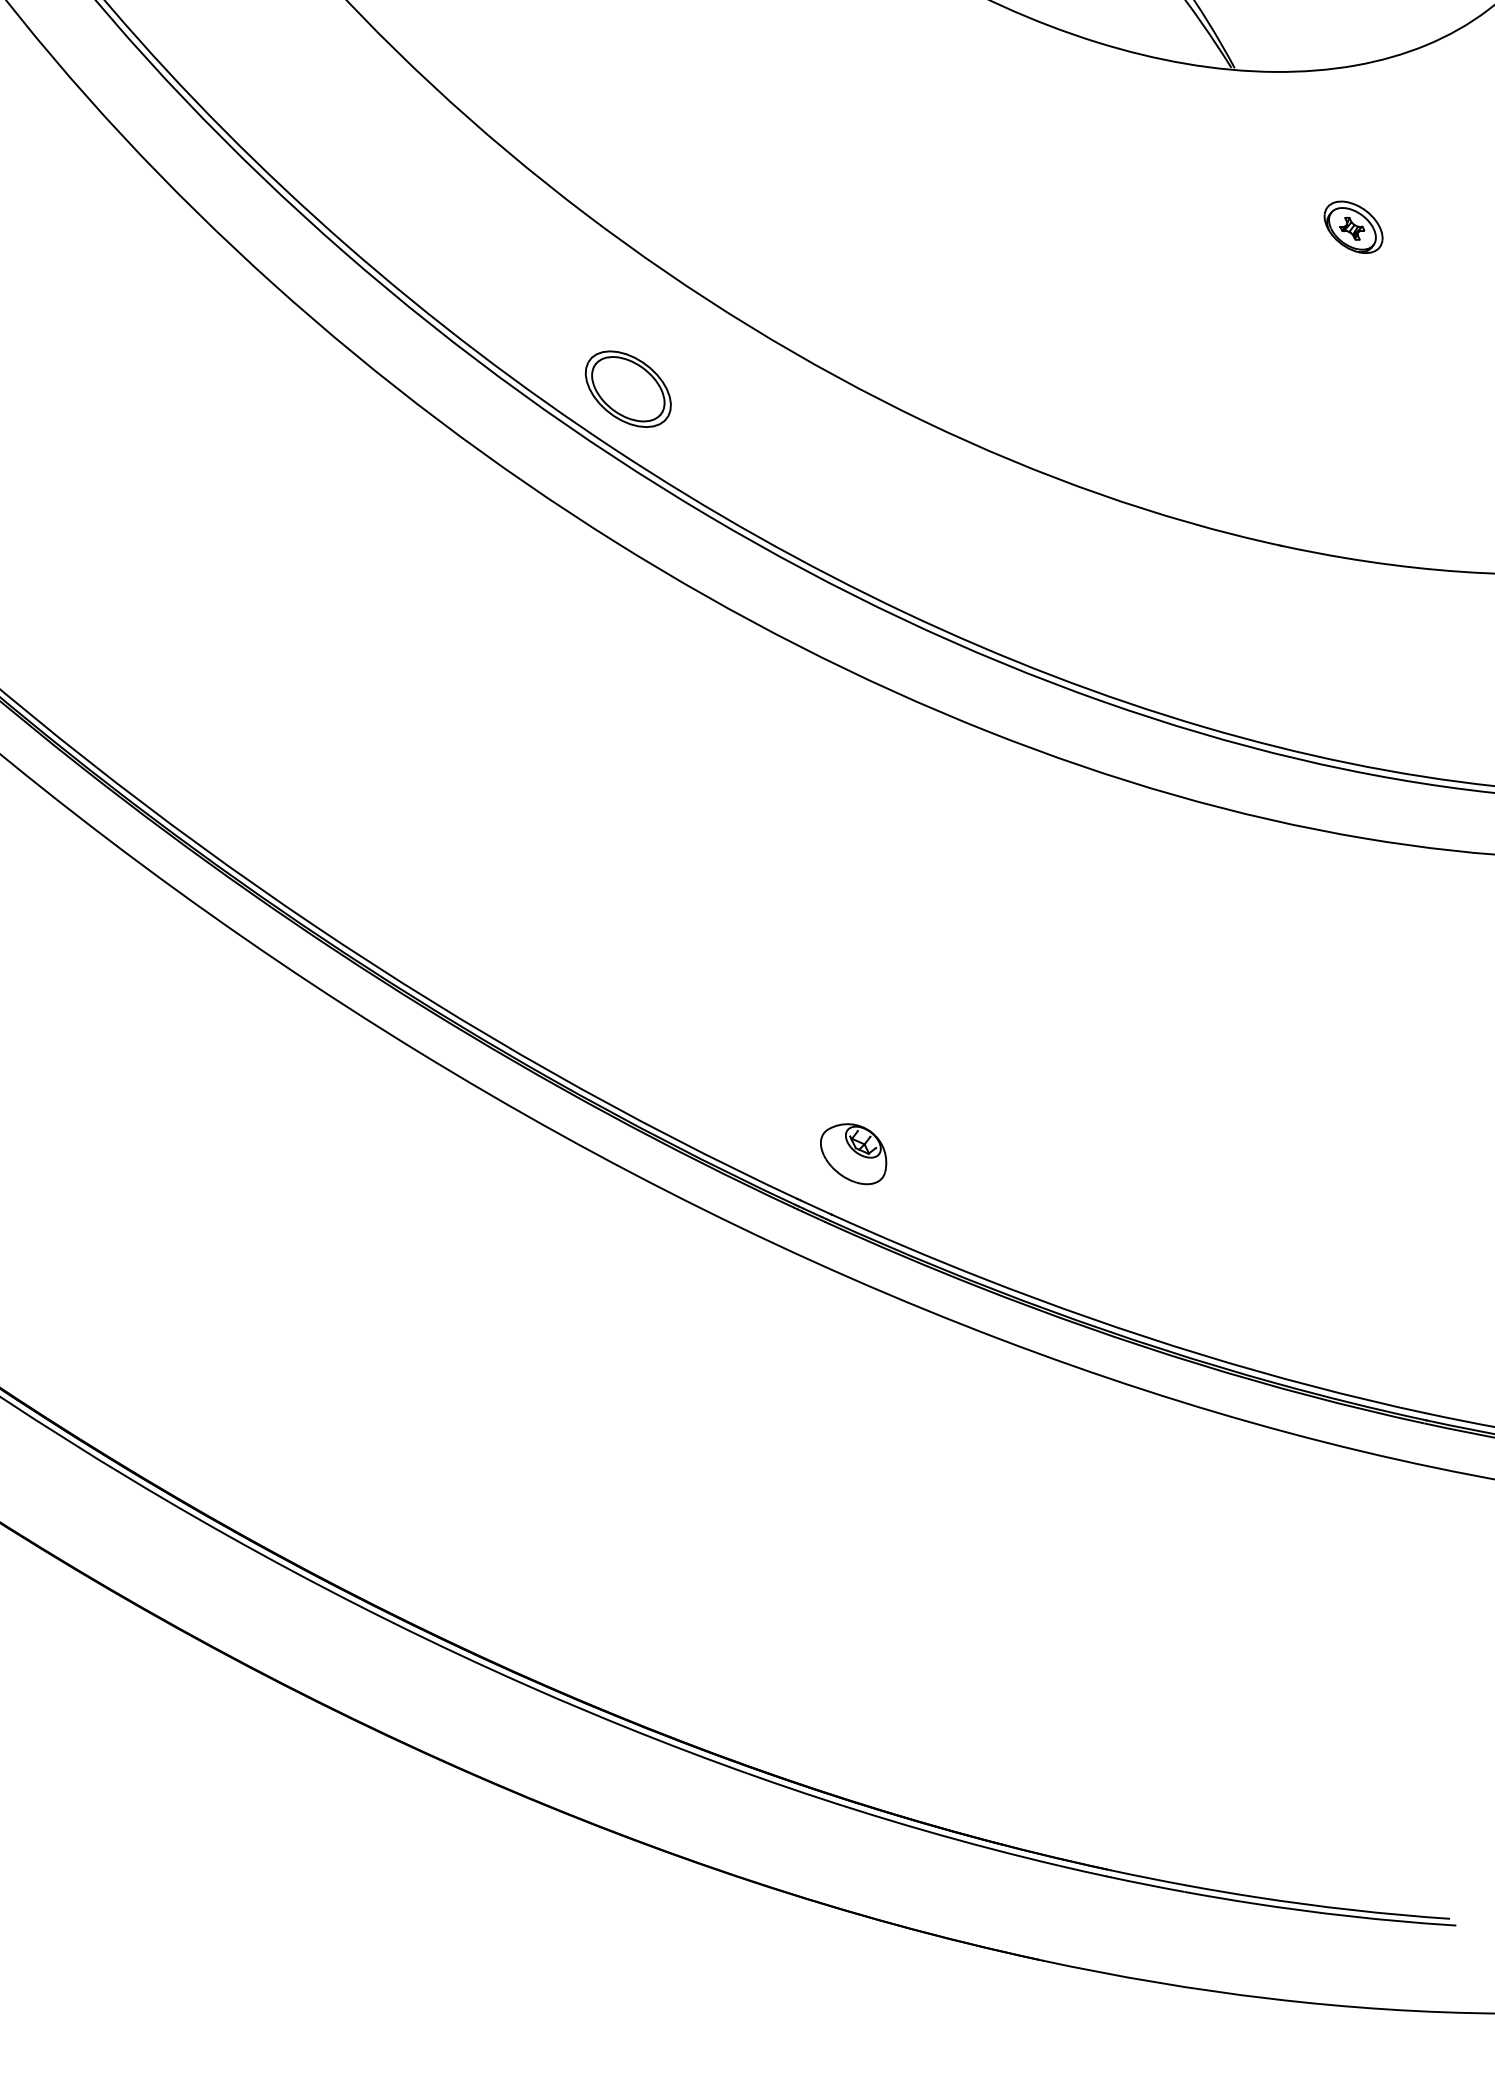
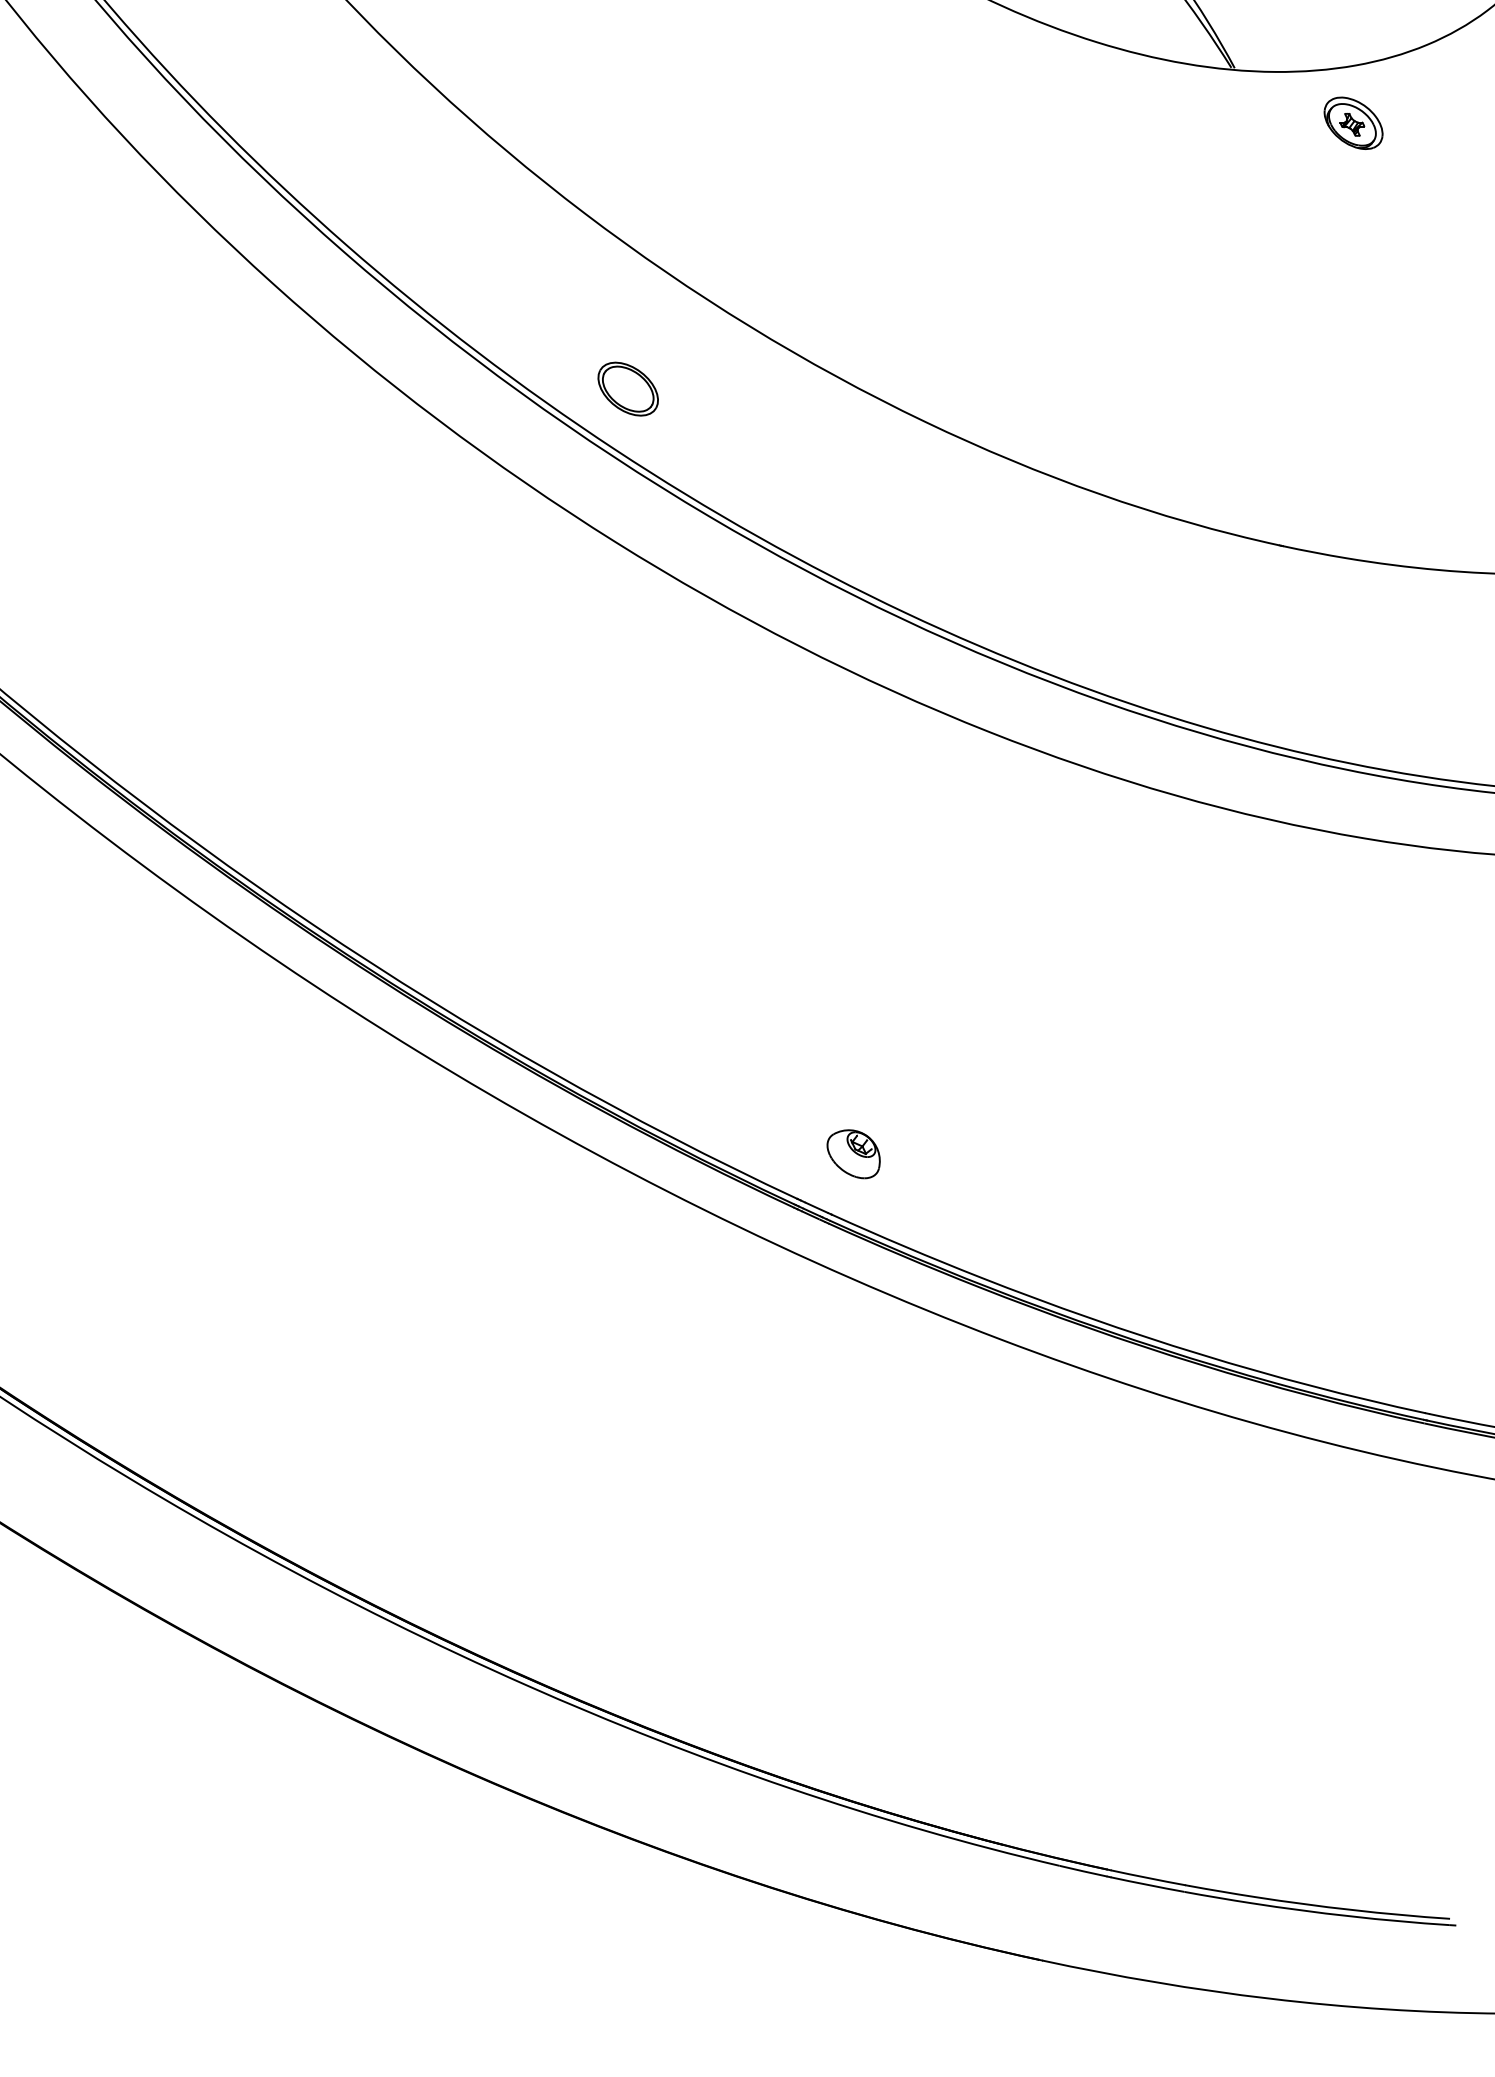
part position: (1353, 226) -> (1353, 122) (1353, 122)
part size: 88x78 px -> 62x56 px (627, 388)
part size: 68x63 px -> 55x51 px (853, 1154)
